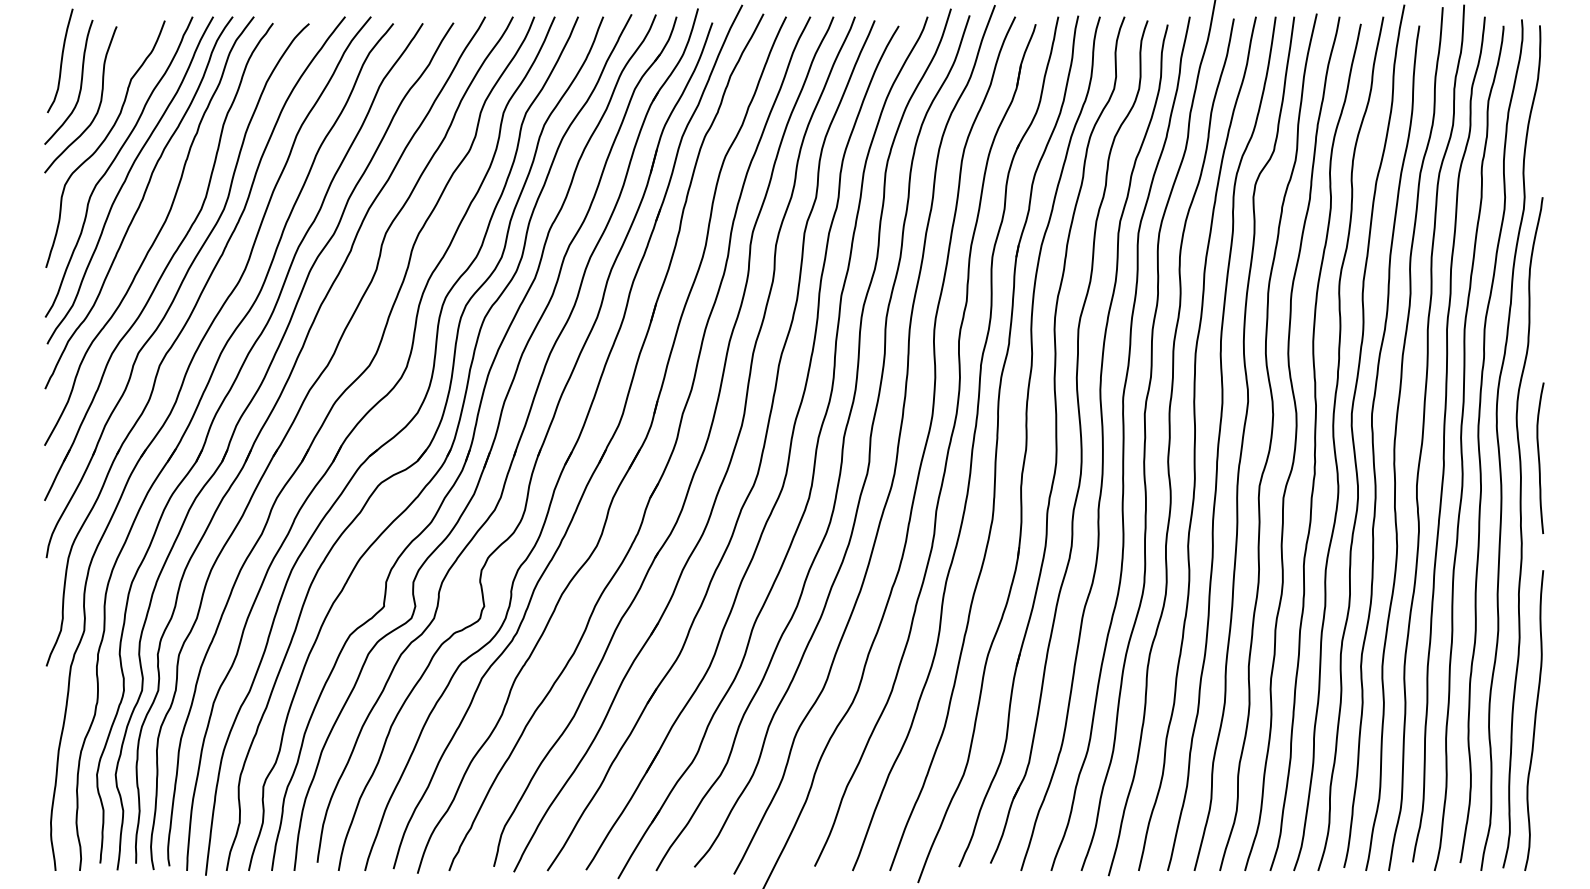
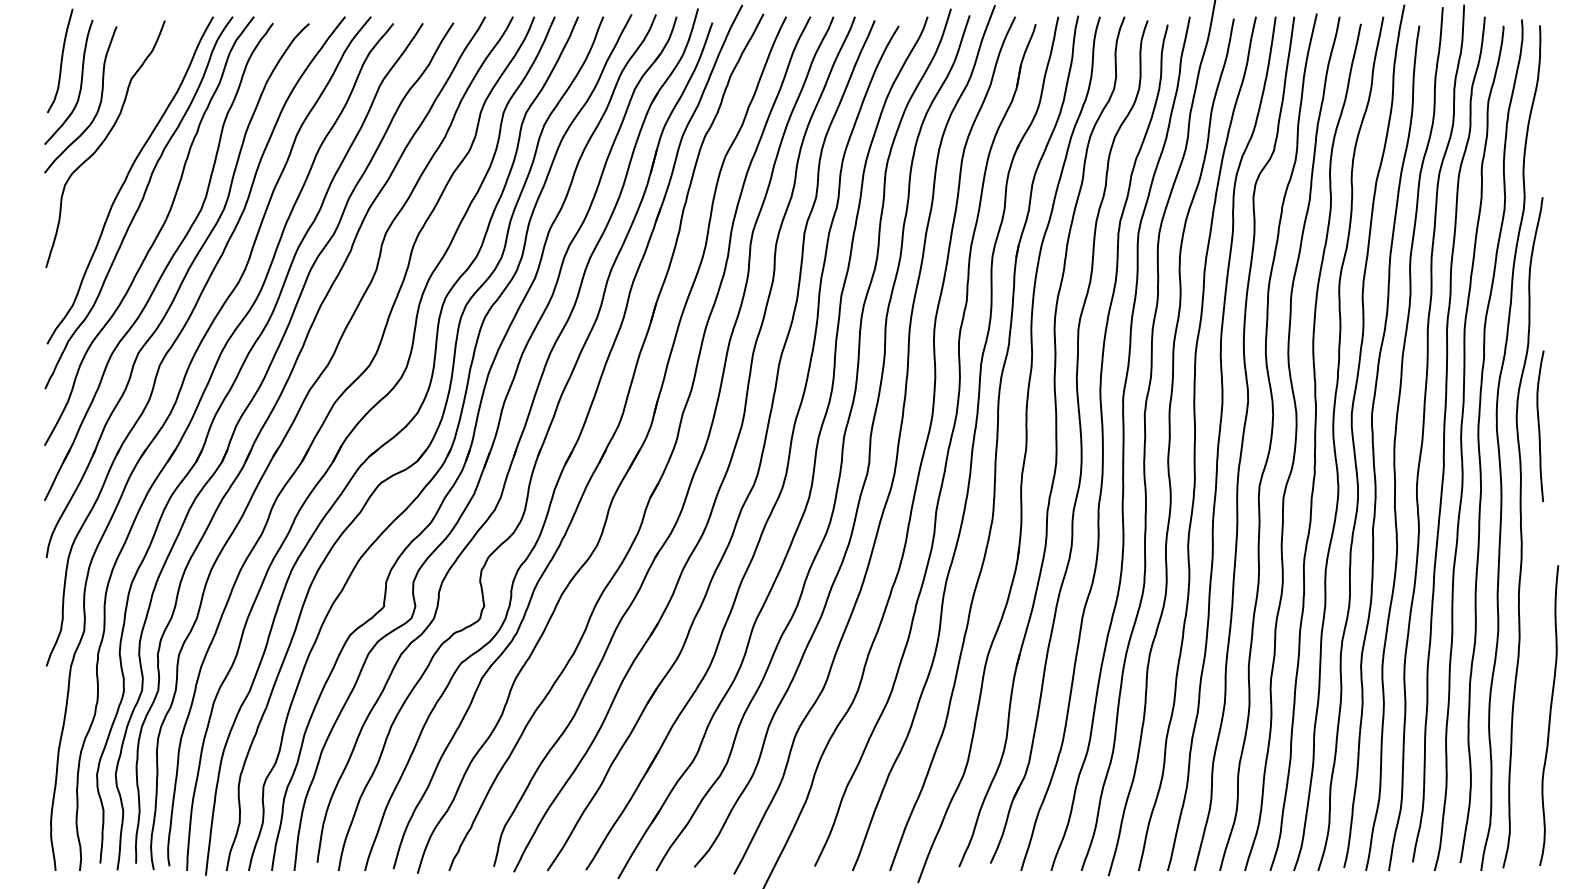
curve: present -> none (112, 164)
curve position: (1539, 457) -> (1539, 425) (1539, 425)
curve position: (1534, 720) -> (1549, 715) (1549, 715)
